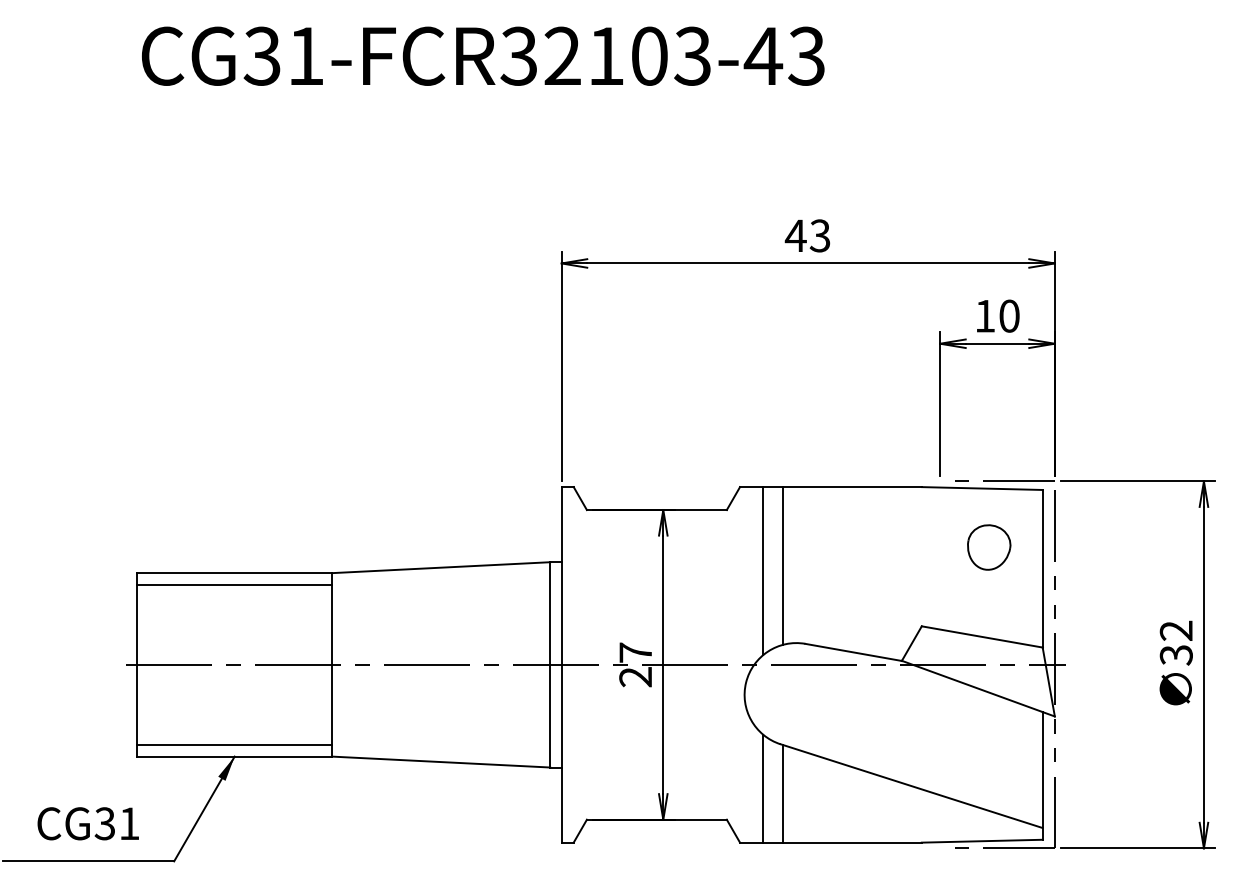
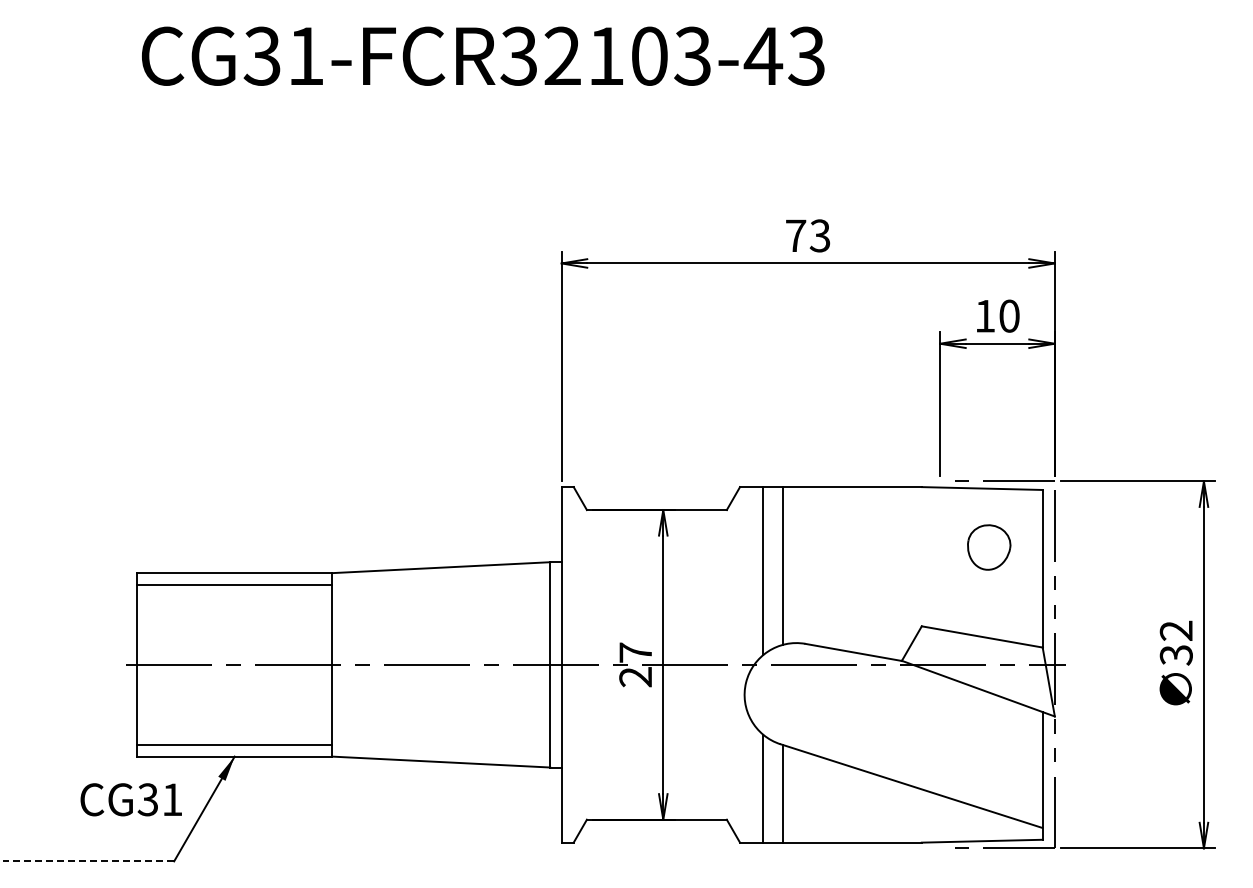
text: 43 -> 73 (795, 235)
text position: (87, 823) -> (130, 799) (130, 799)
line: solid -> dashed (88, 861)
